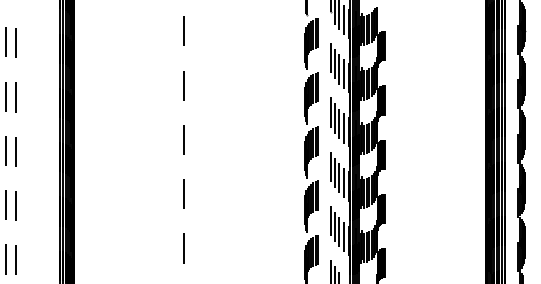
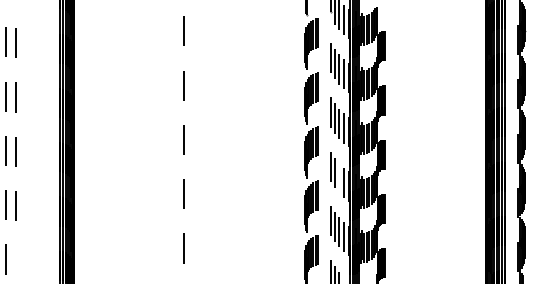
line: present -> none (338, 178)
line: present -> none (15, 259)
